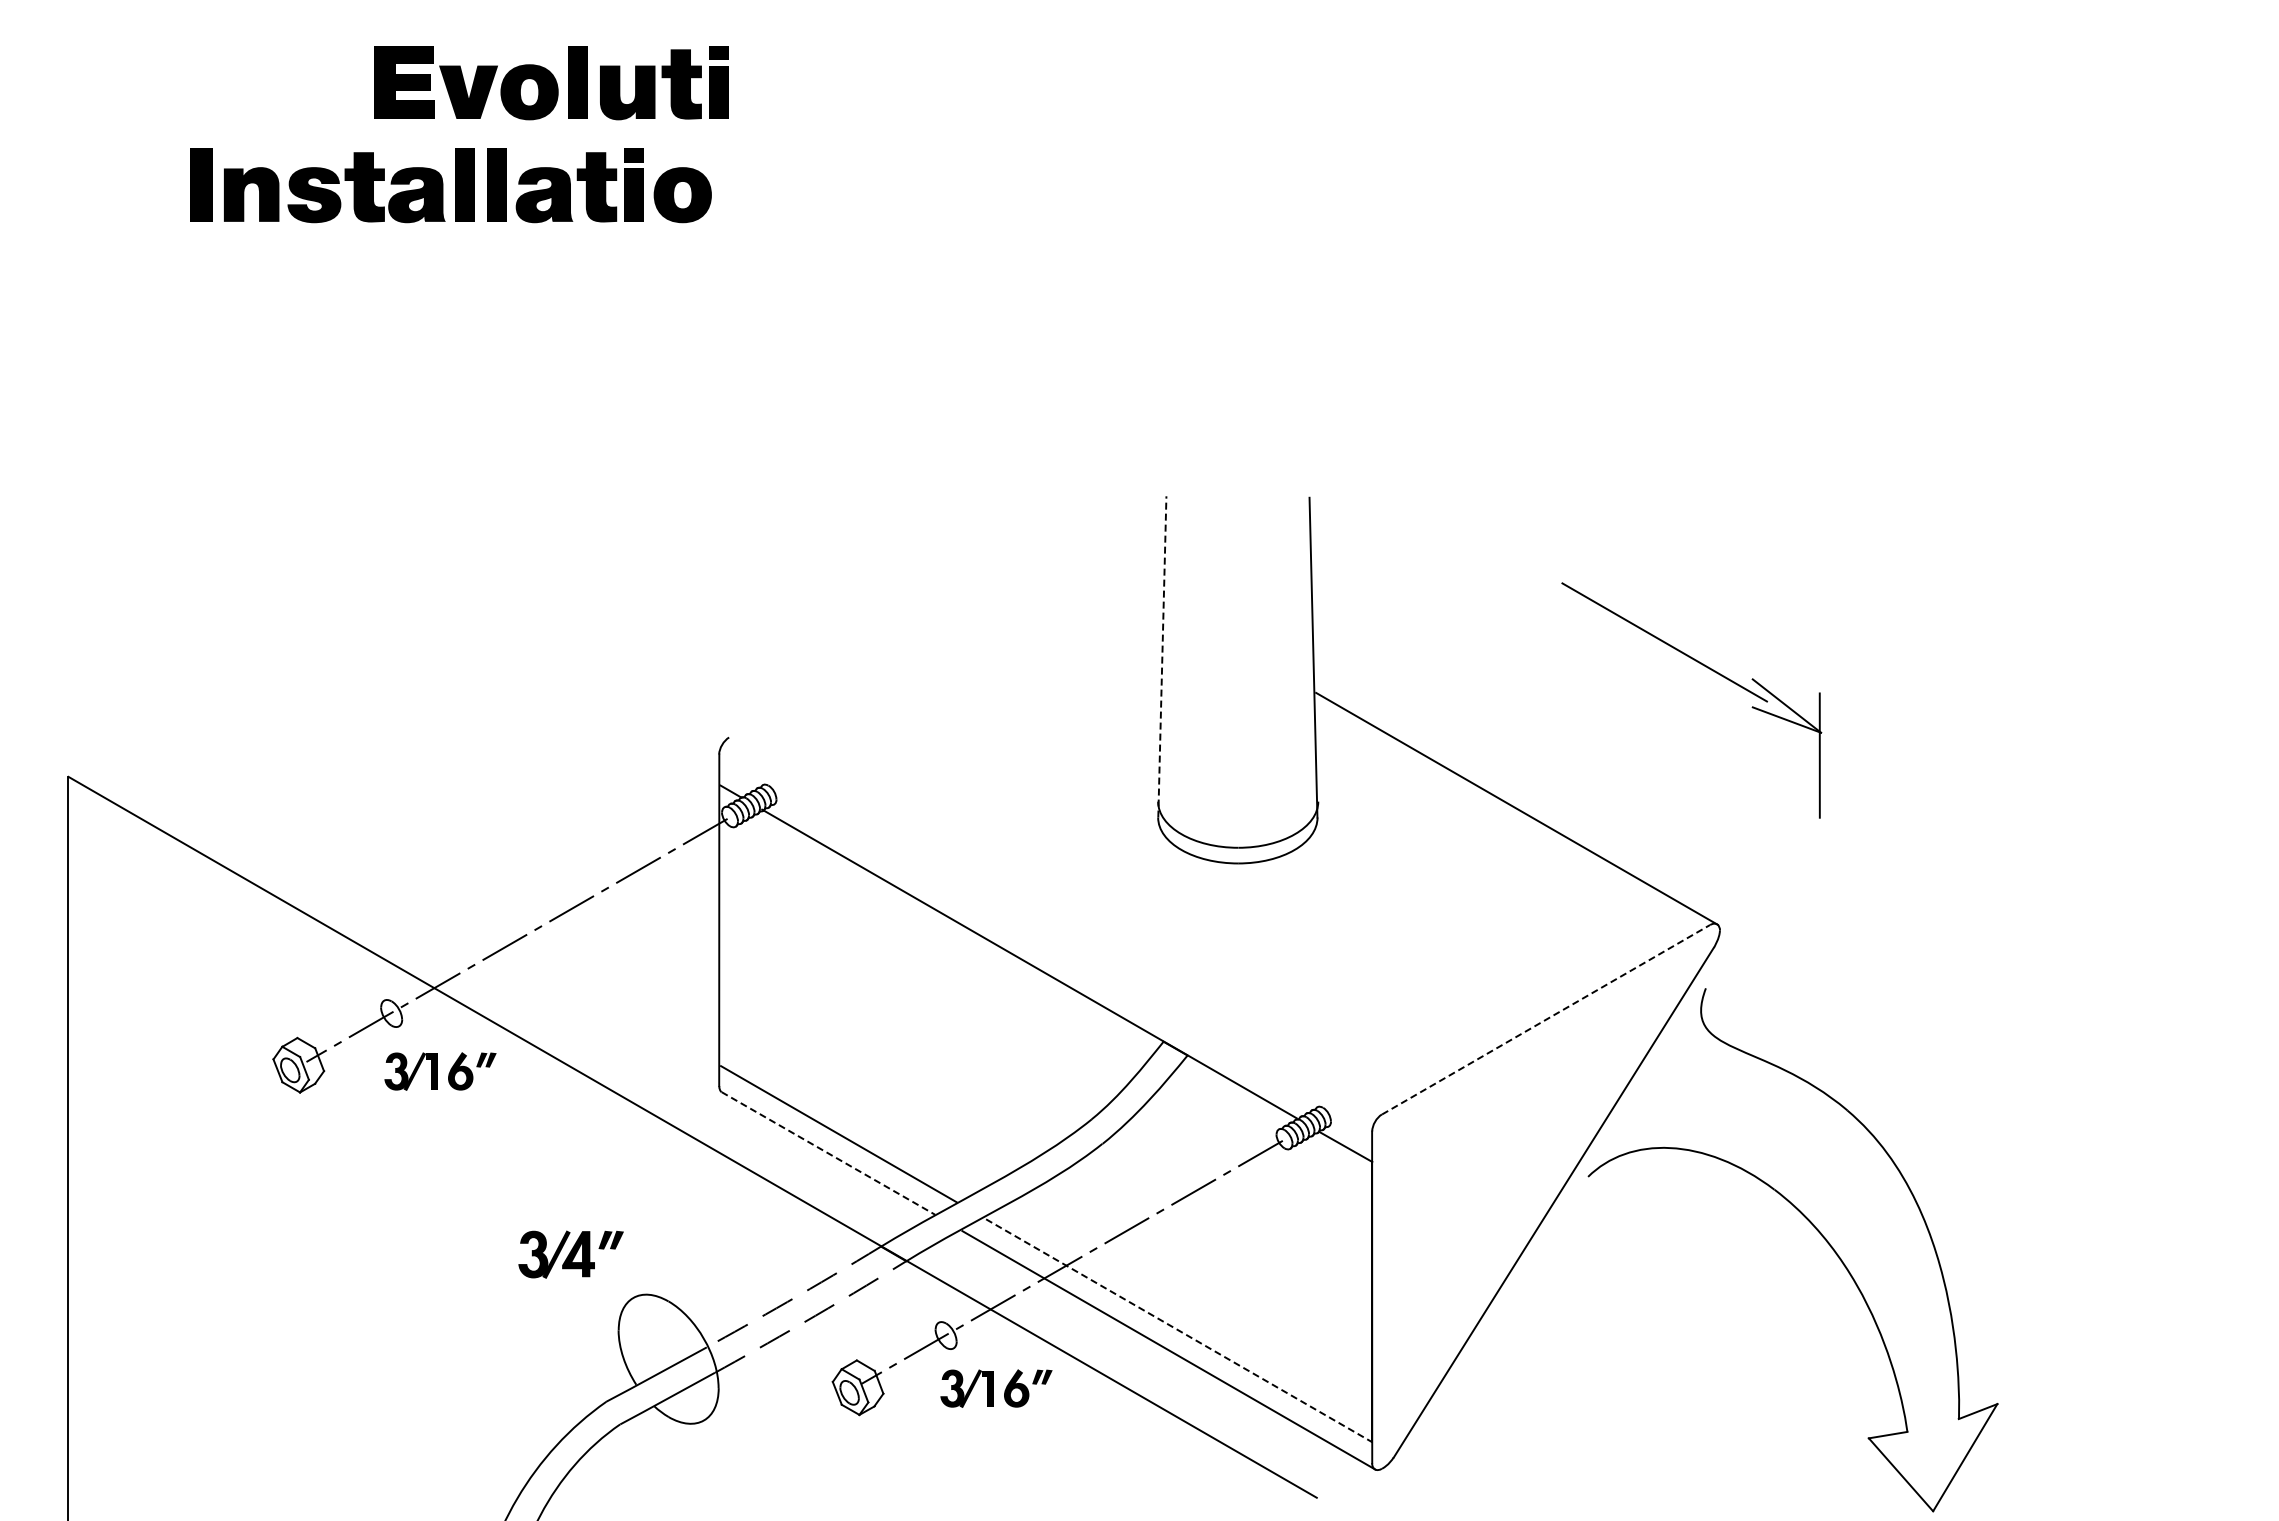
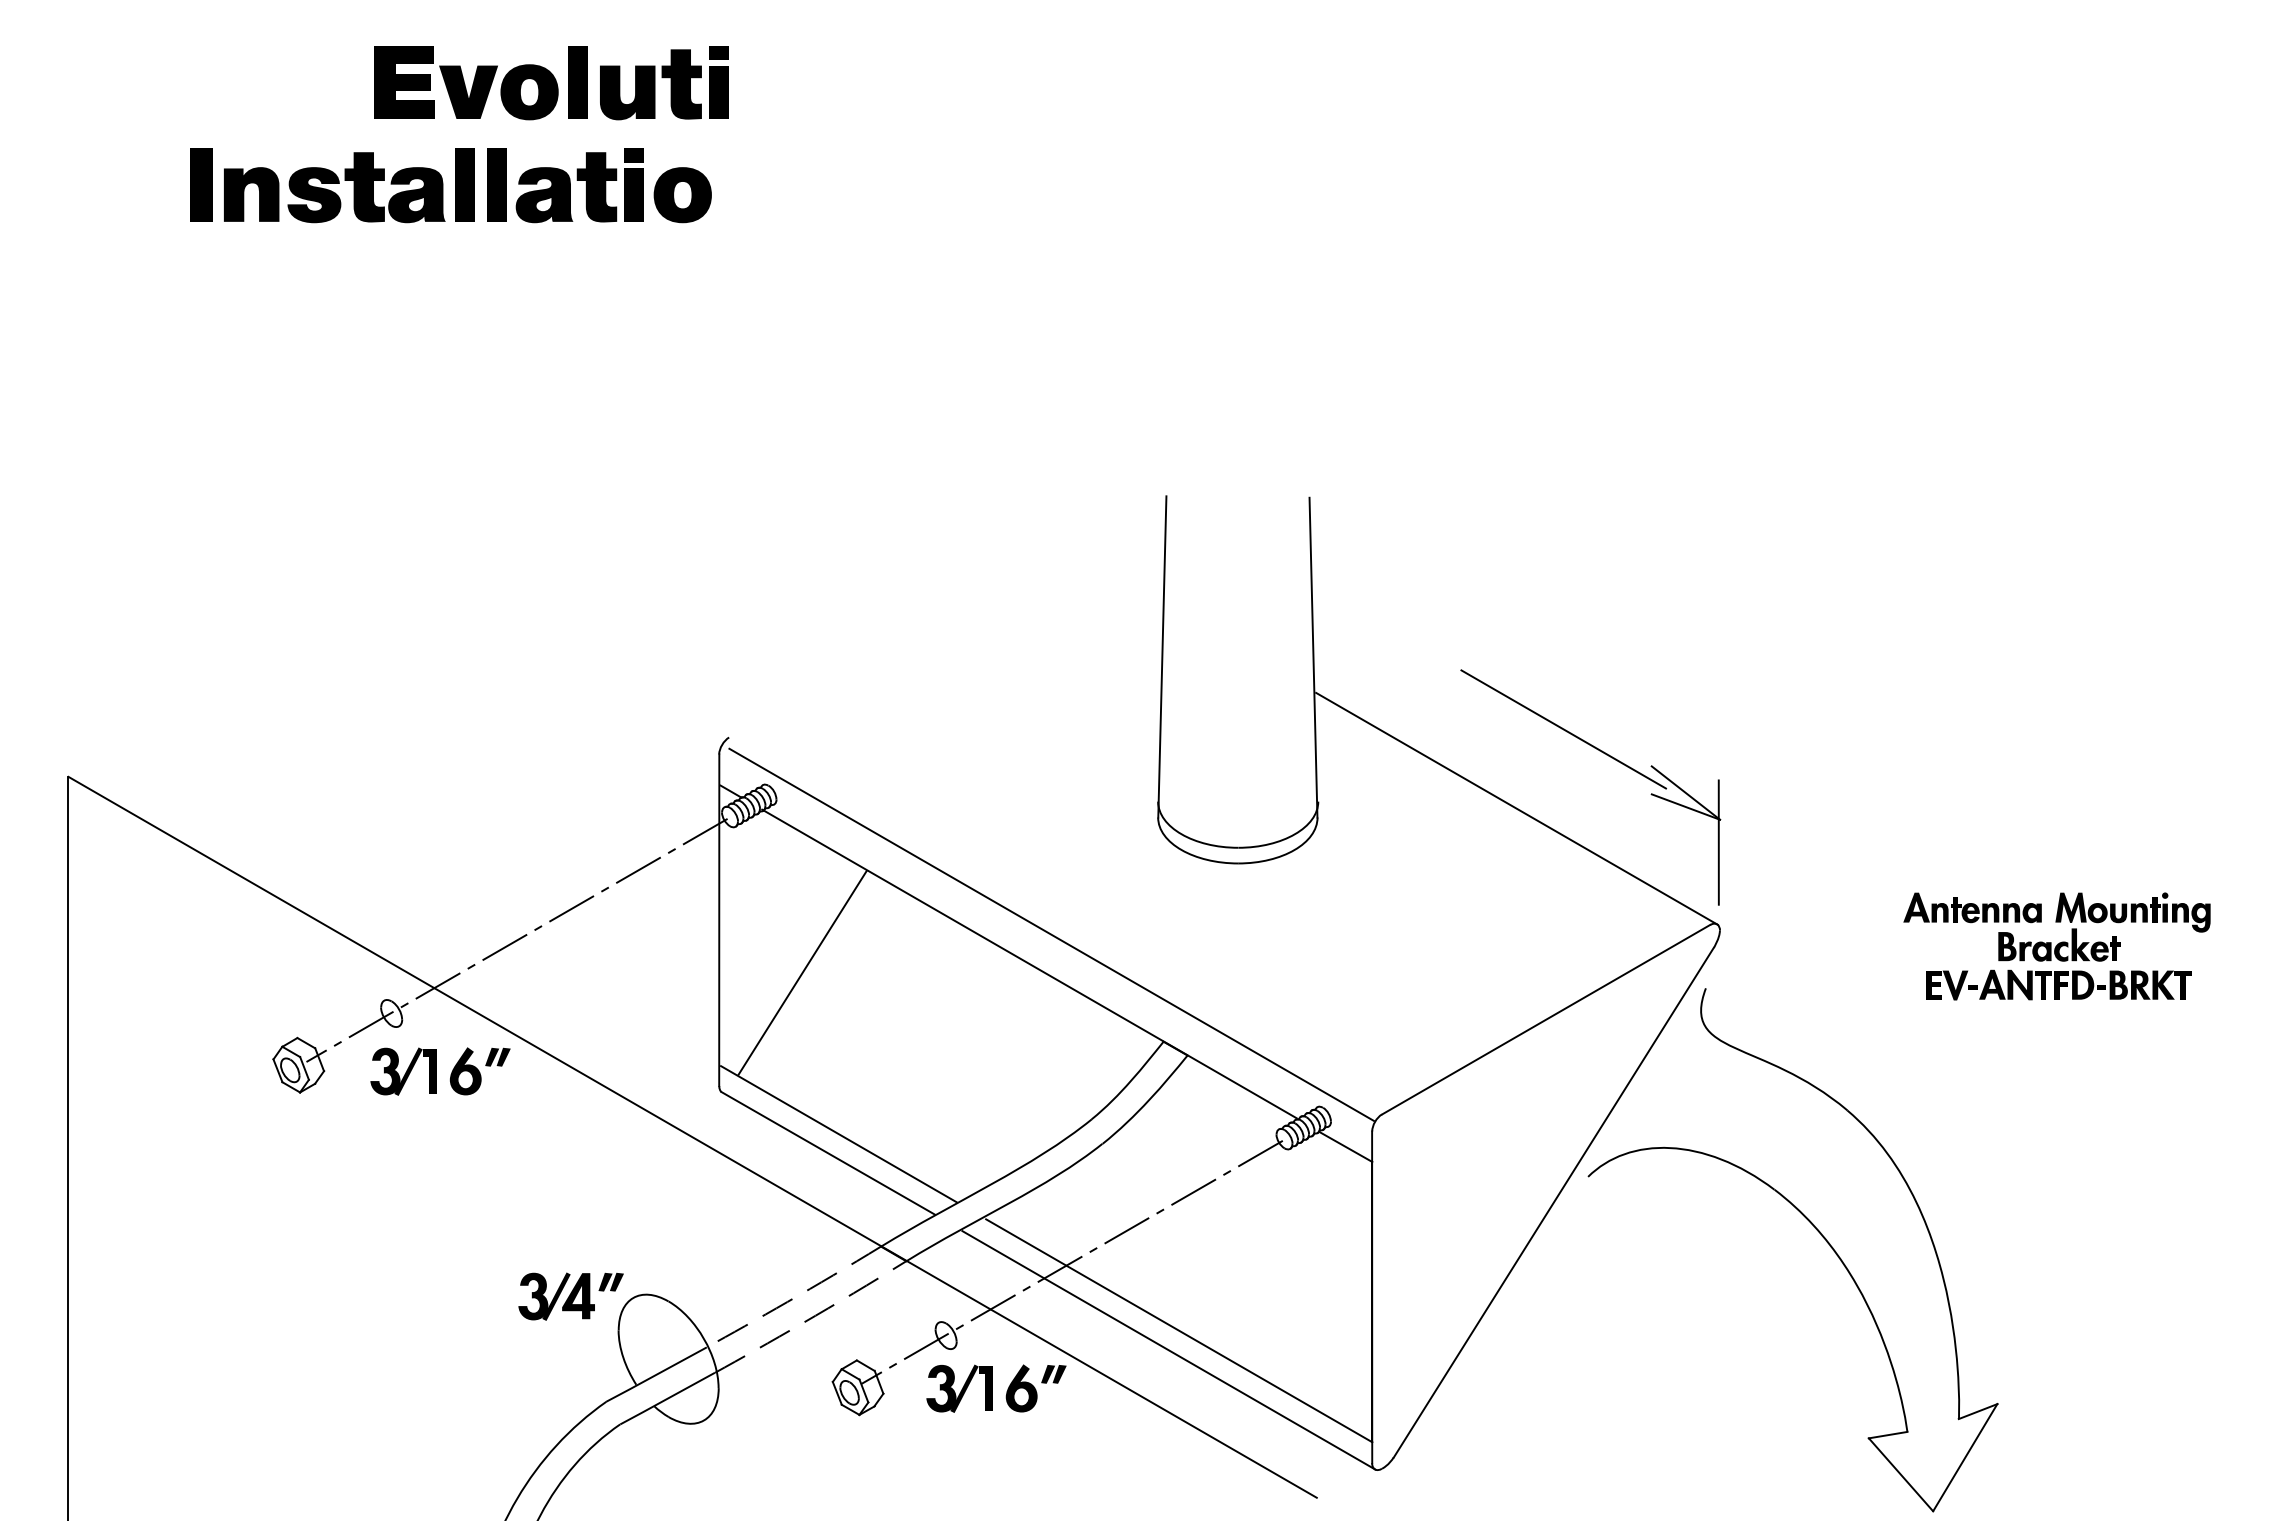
line: dashed -> solid (1162, 656)
part position: (1707, 668) -> (1606, 755) (1606, 755)
line: none -> present (1051, 934)
part: none -> present (2056, 946)
line: none -> present (802, 972)
line: dashed -> solid (1546, 1019)
part size: 113x39 px -> 141x49 px (440, 1071)
line: dashed -> solid (828, 1153)
part position: (570, 1254) -> (570, 1296) (570, 1296)
line: dashed -> solid (1179, 1330)
part size: 113x39 px -> 141x49 px (996, 1388)
